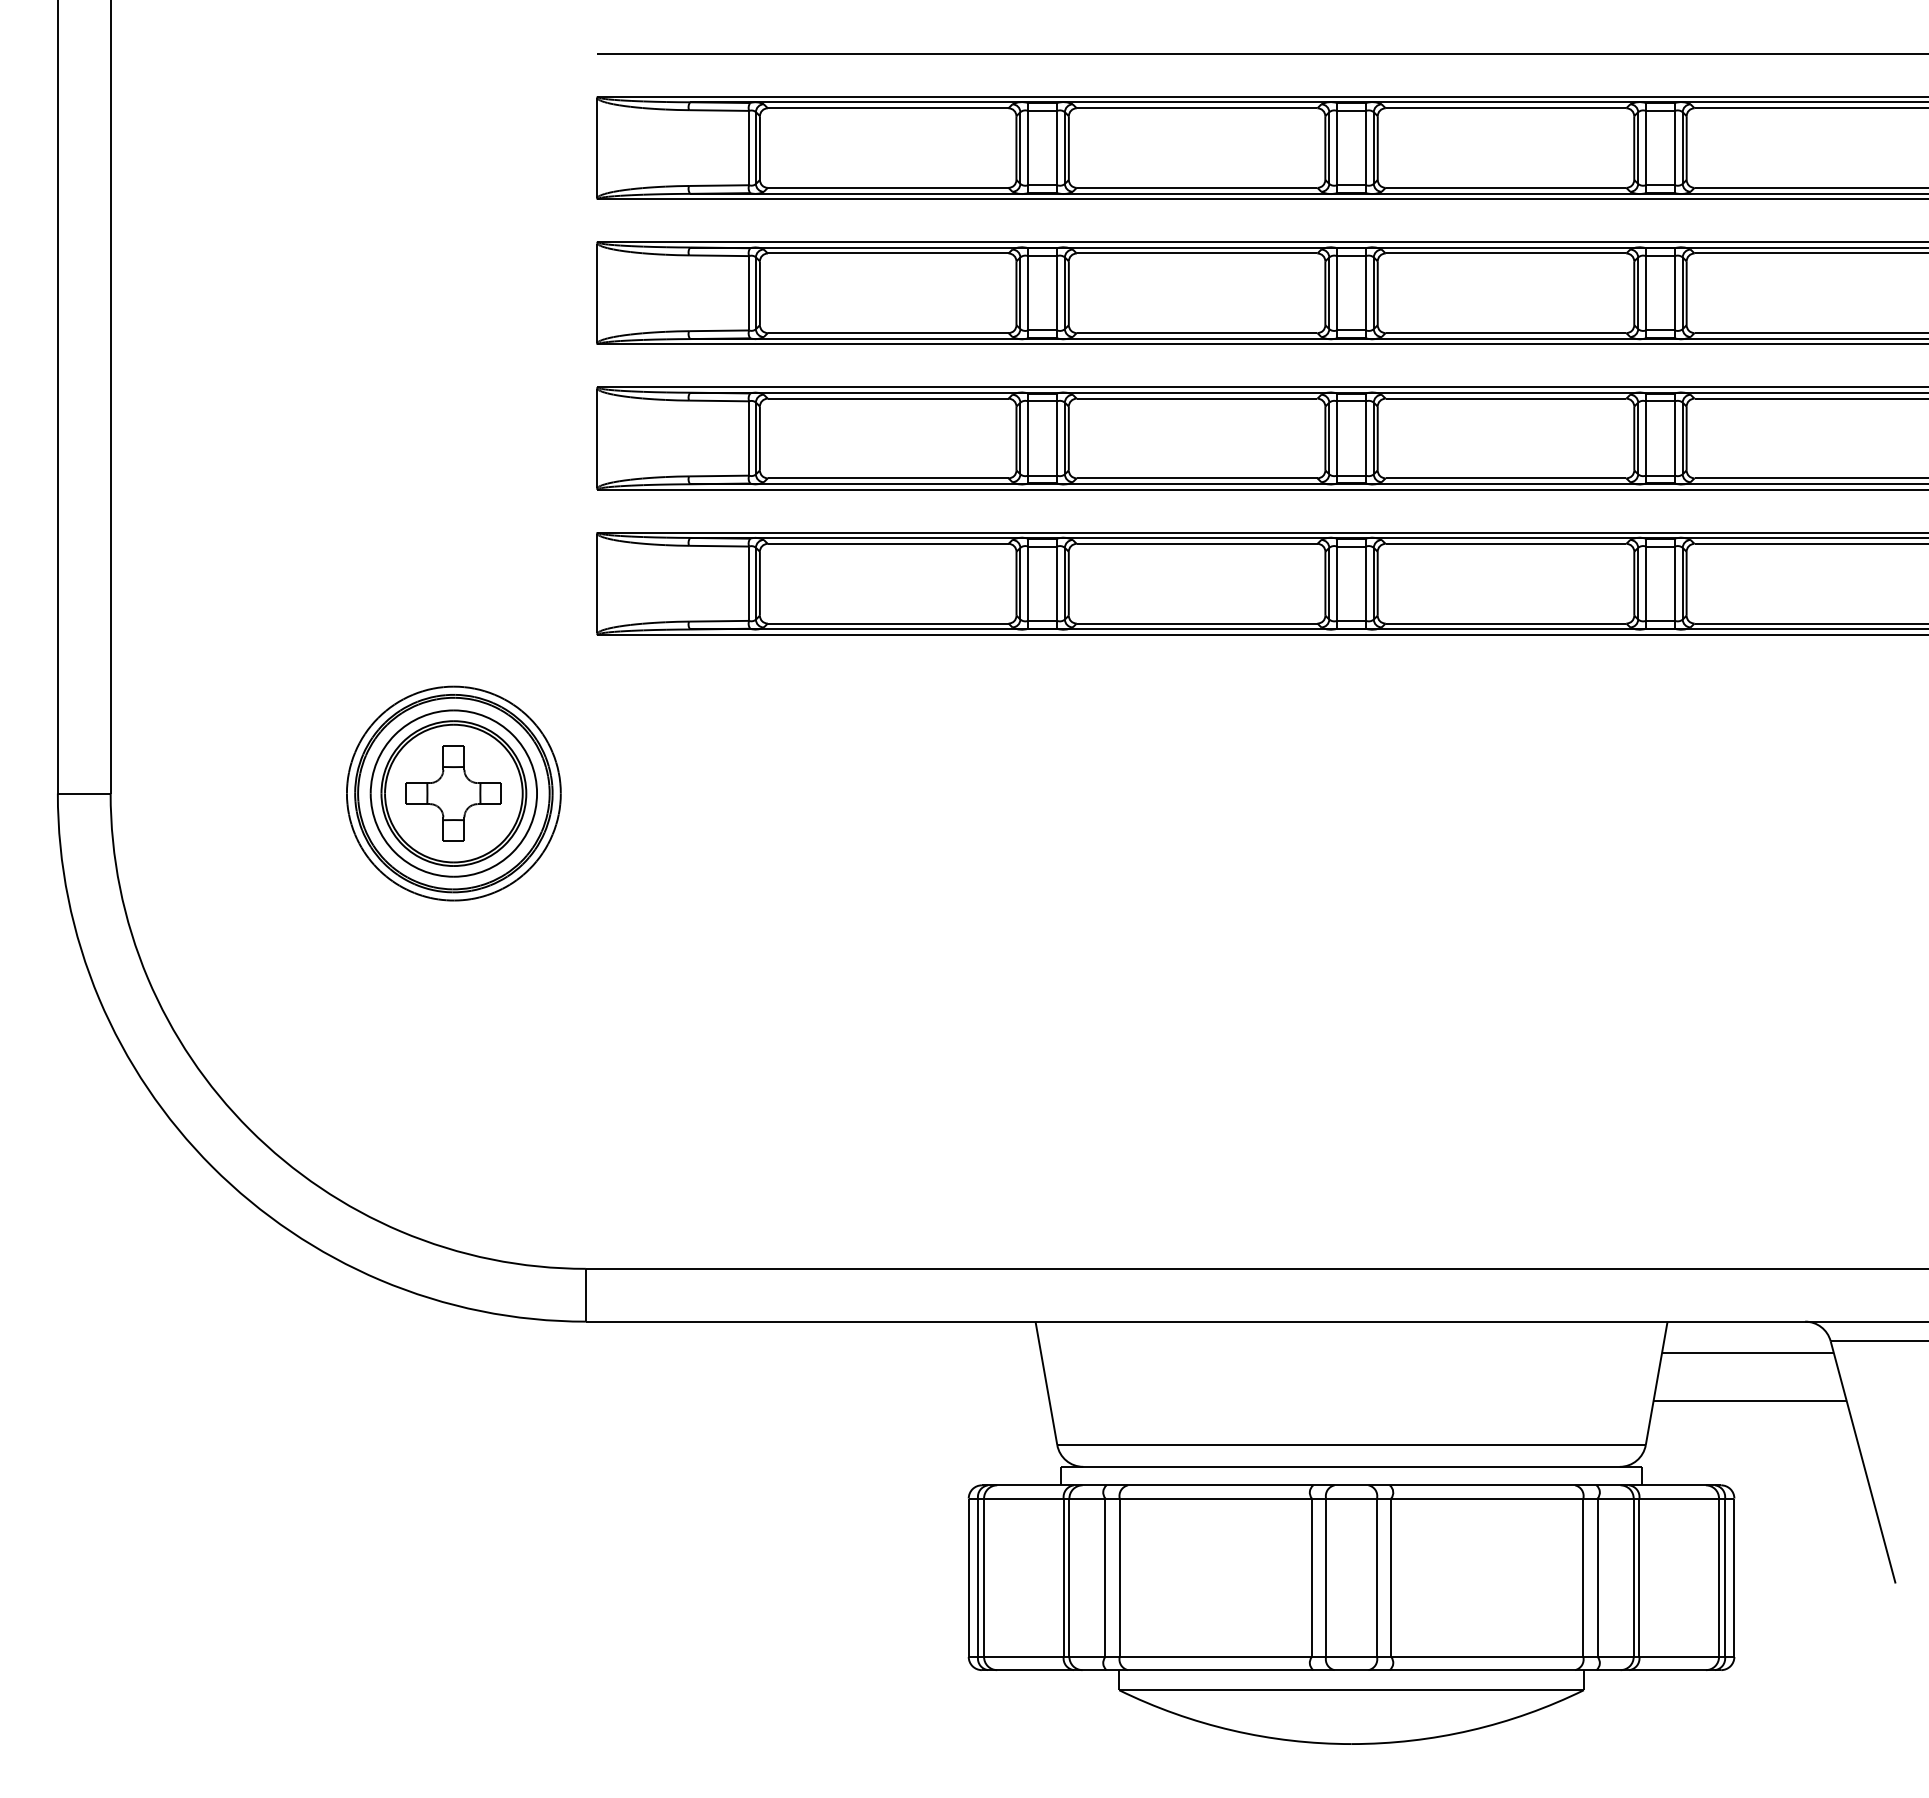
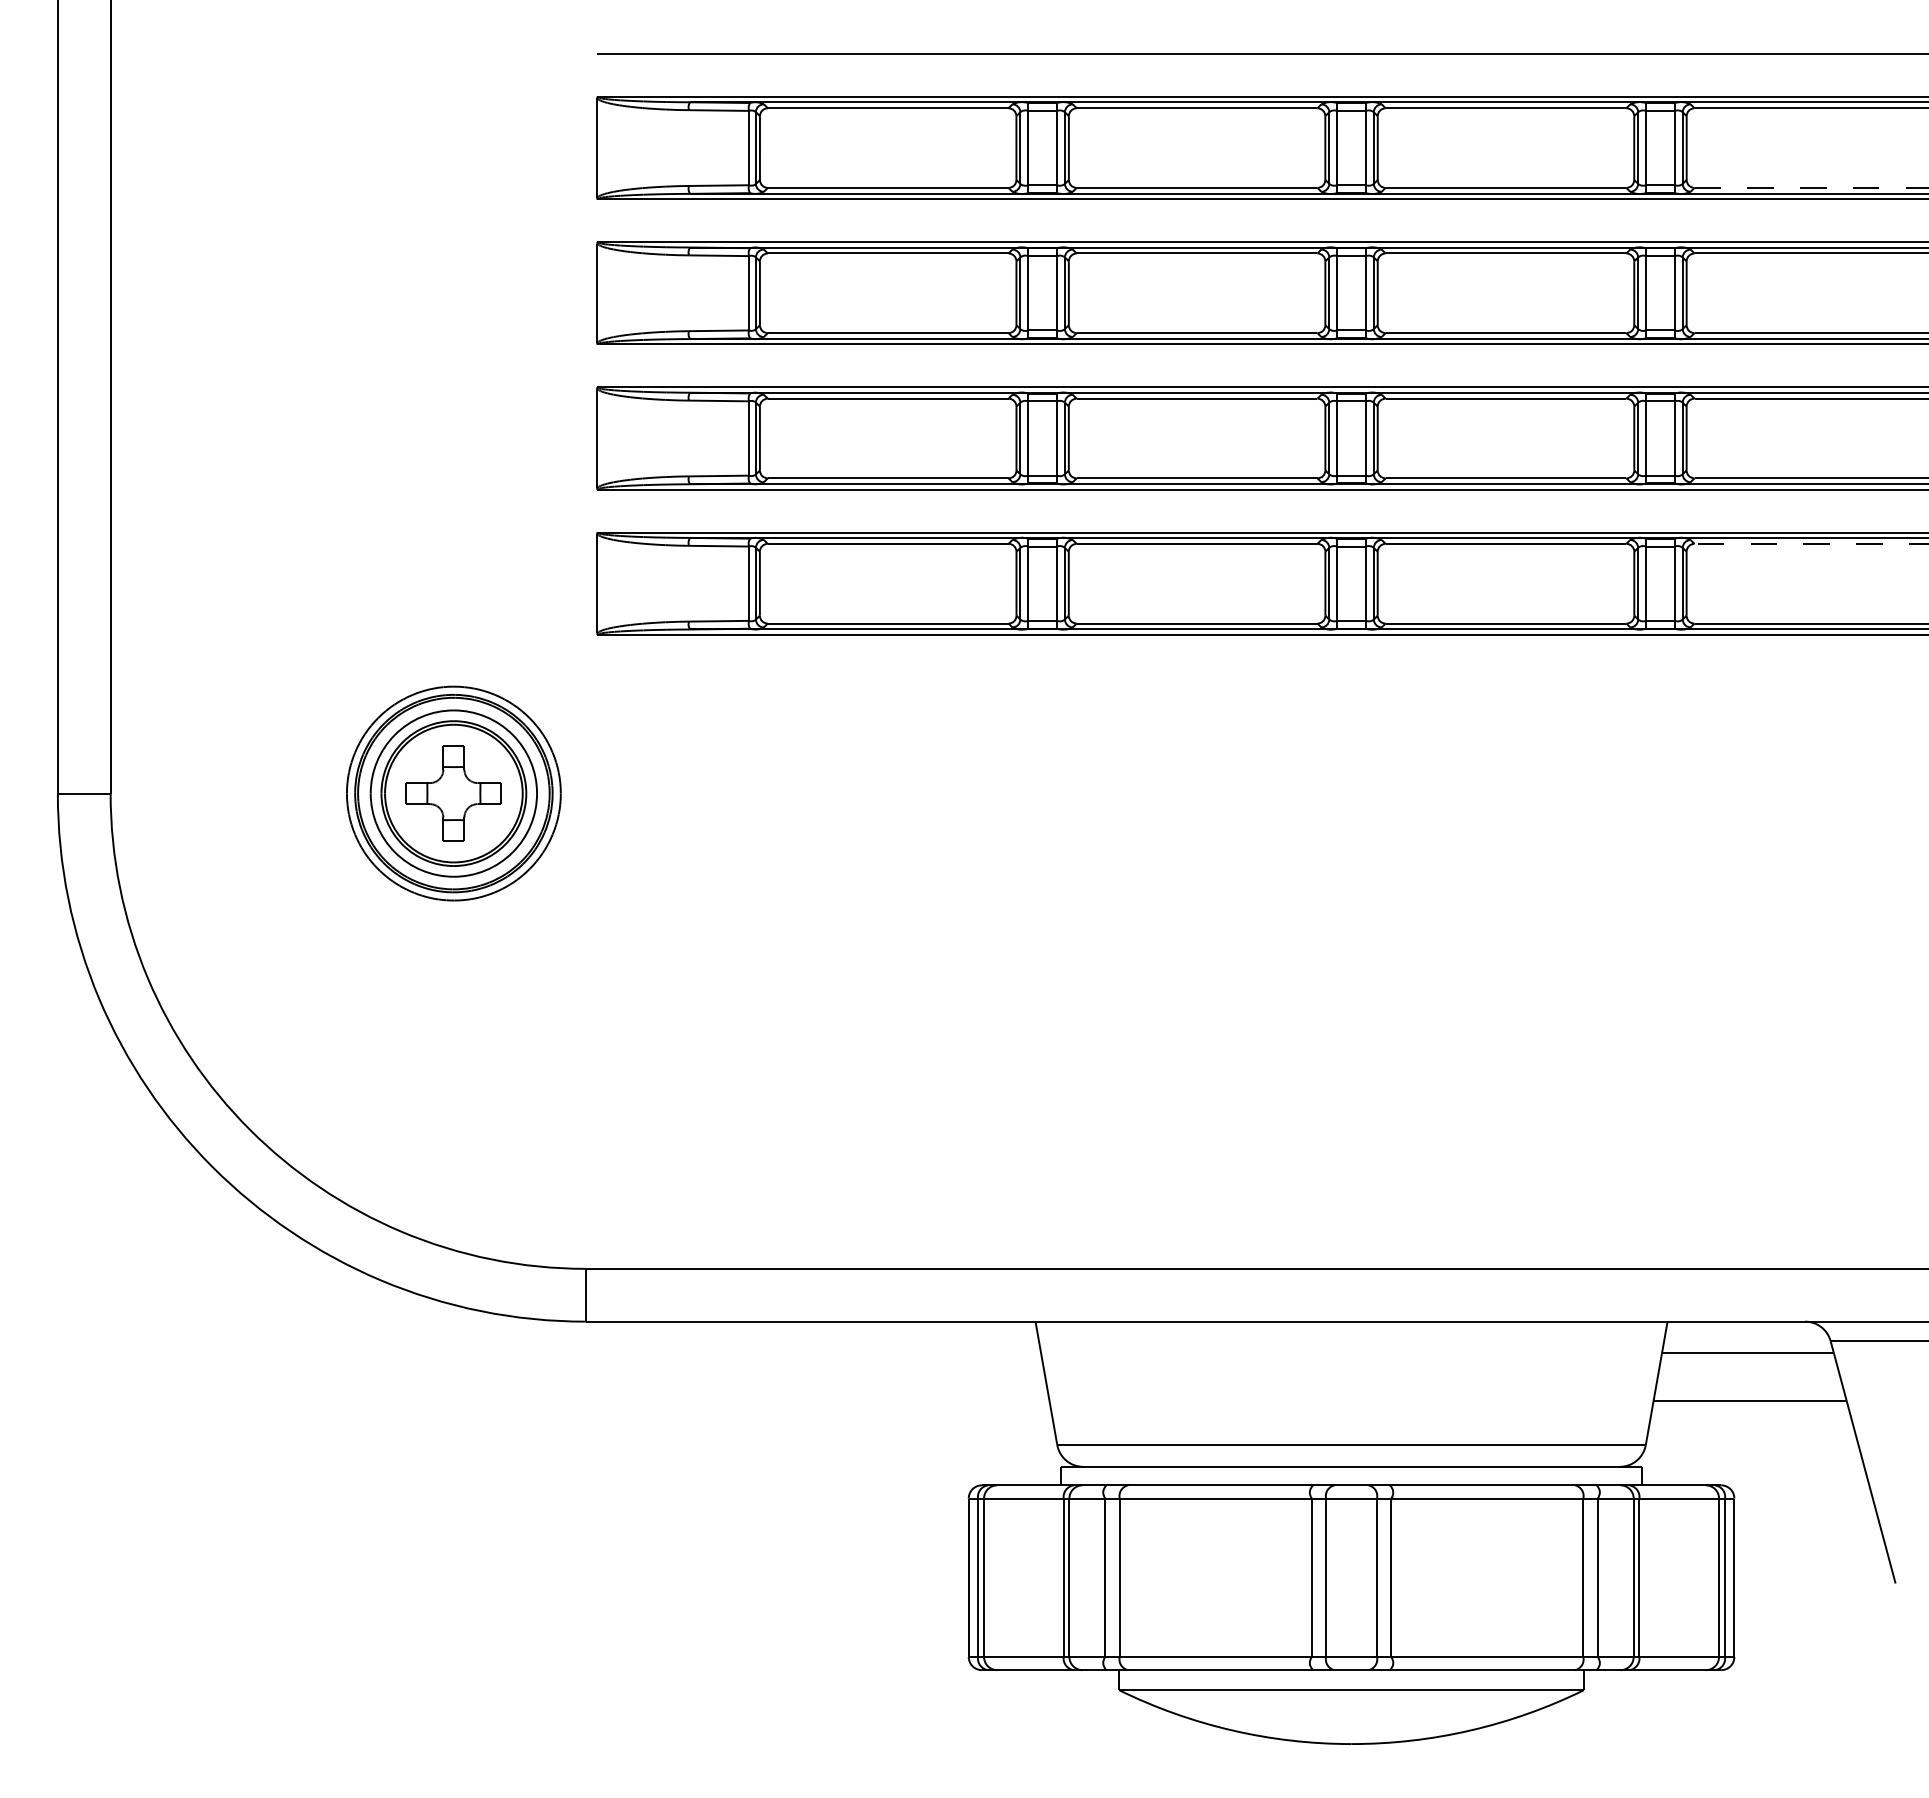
line: solid -> dashed (1811, 187)
line: solid -> dashed (1811, 543)
